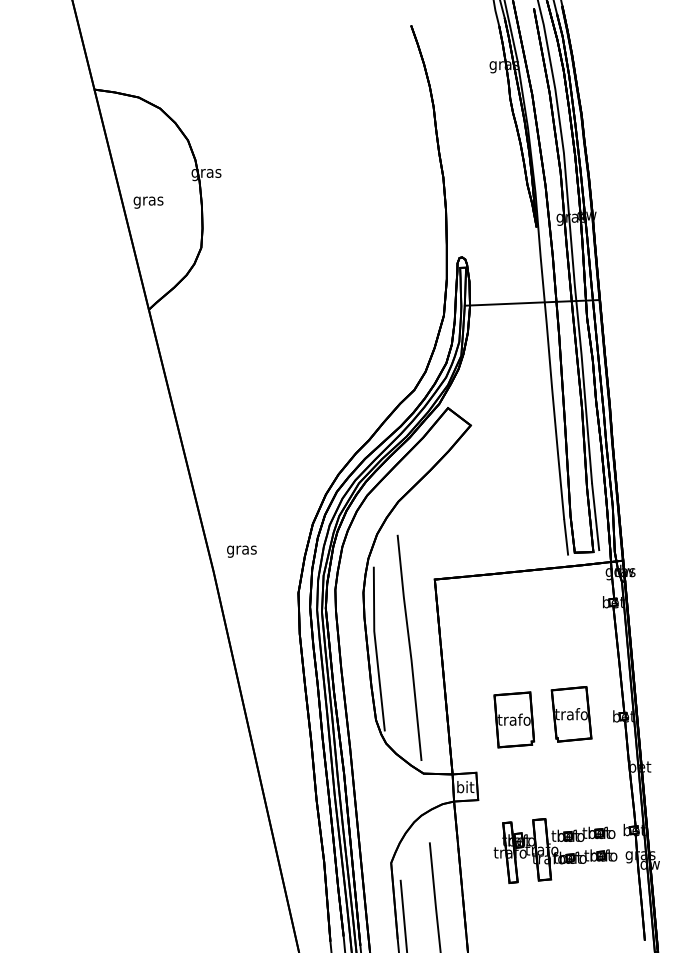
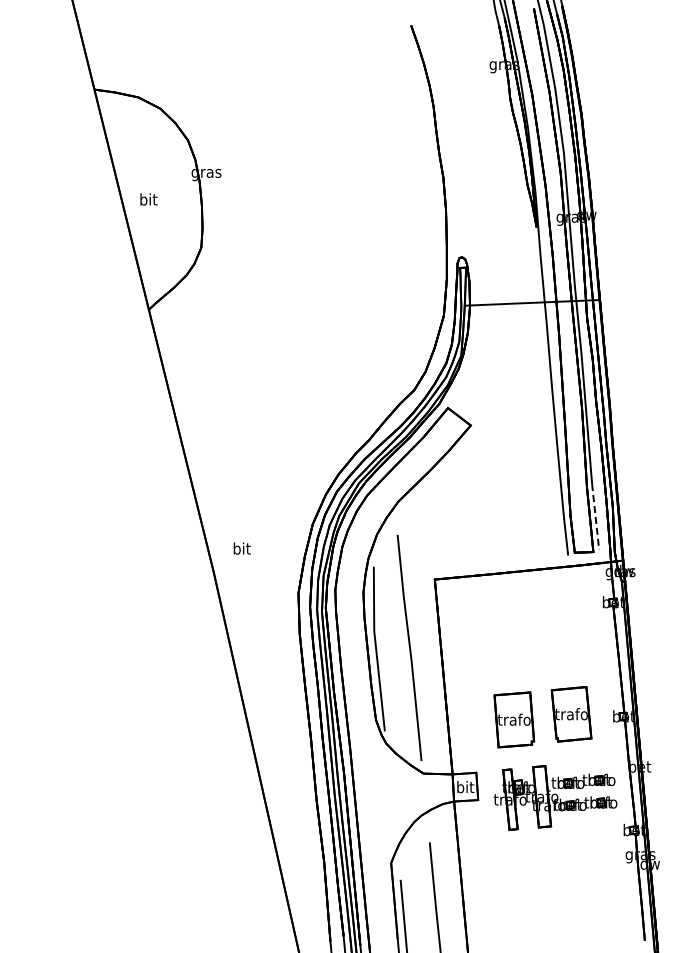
text: gras -> bit (148, 200)
line: solid -> dashed (595, 517)
text: gras -> bit (241, 549)
part position: (555, 850) -> (555, 797) (555, 797)
